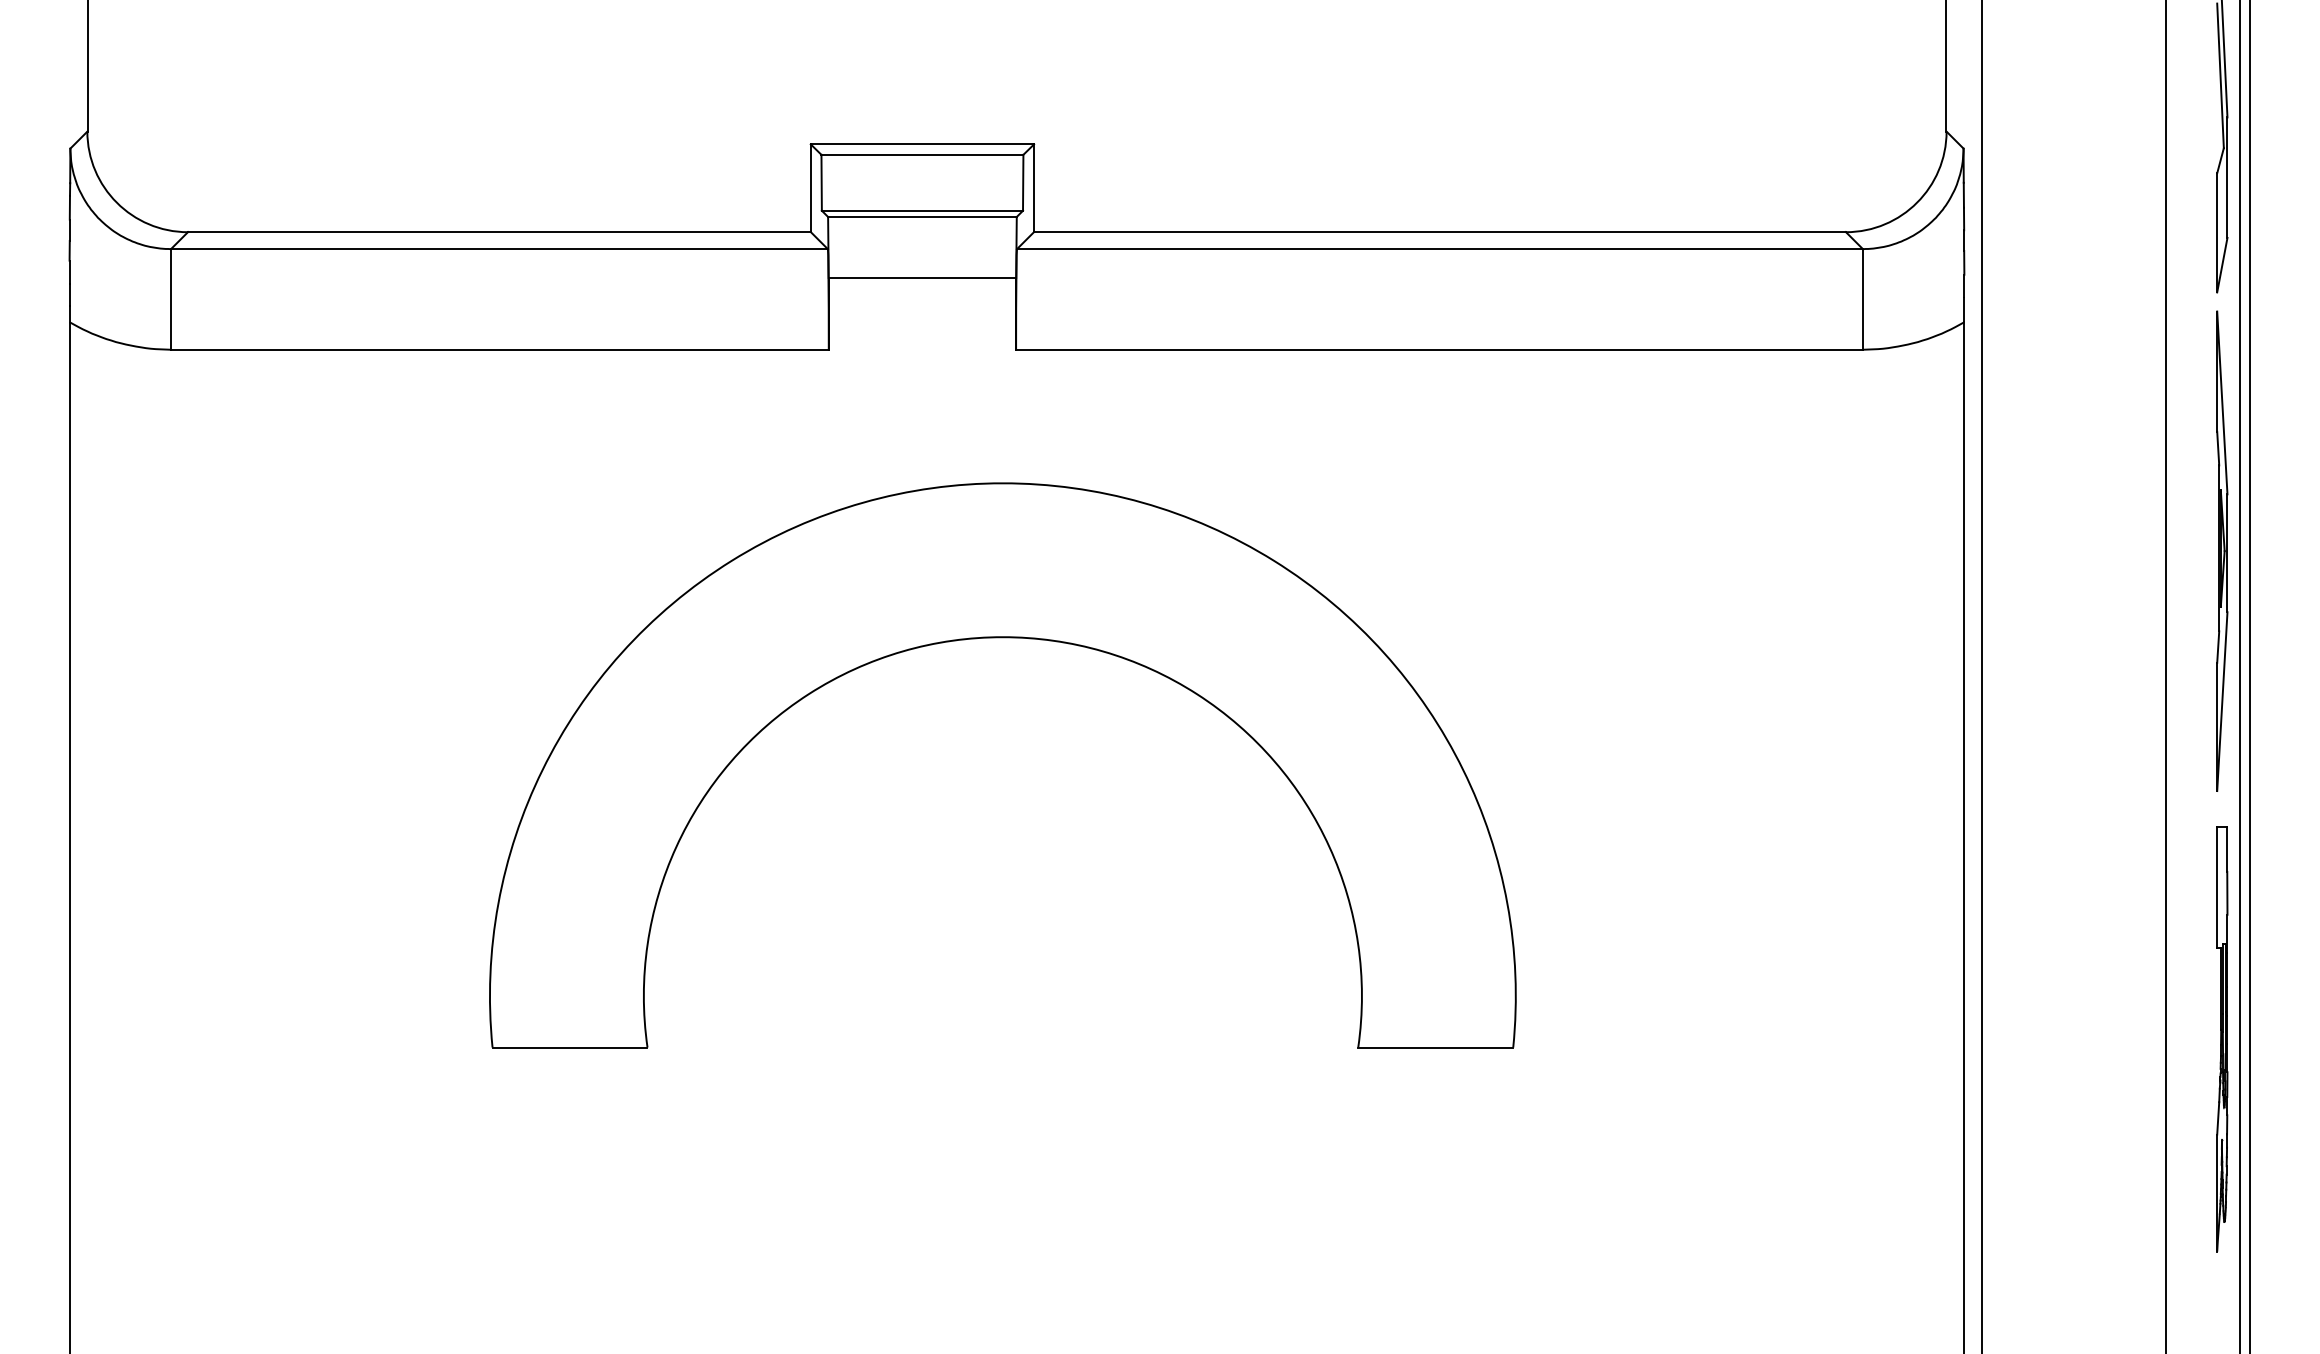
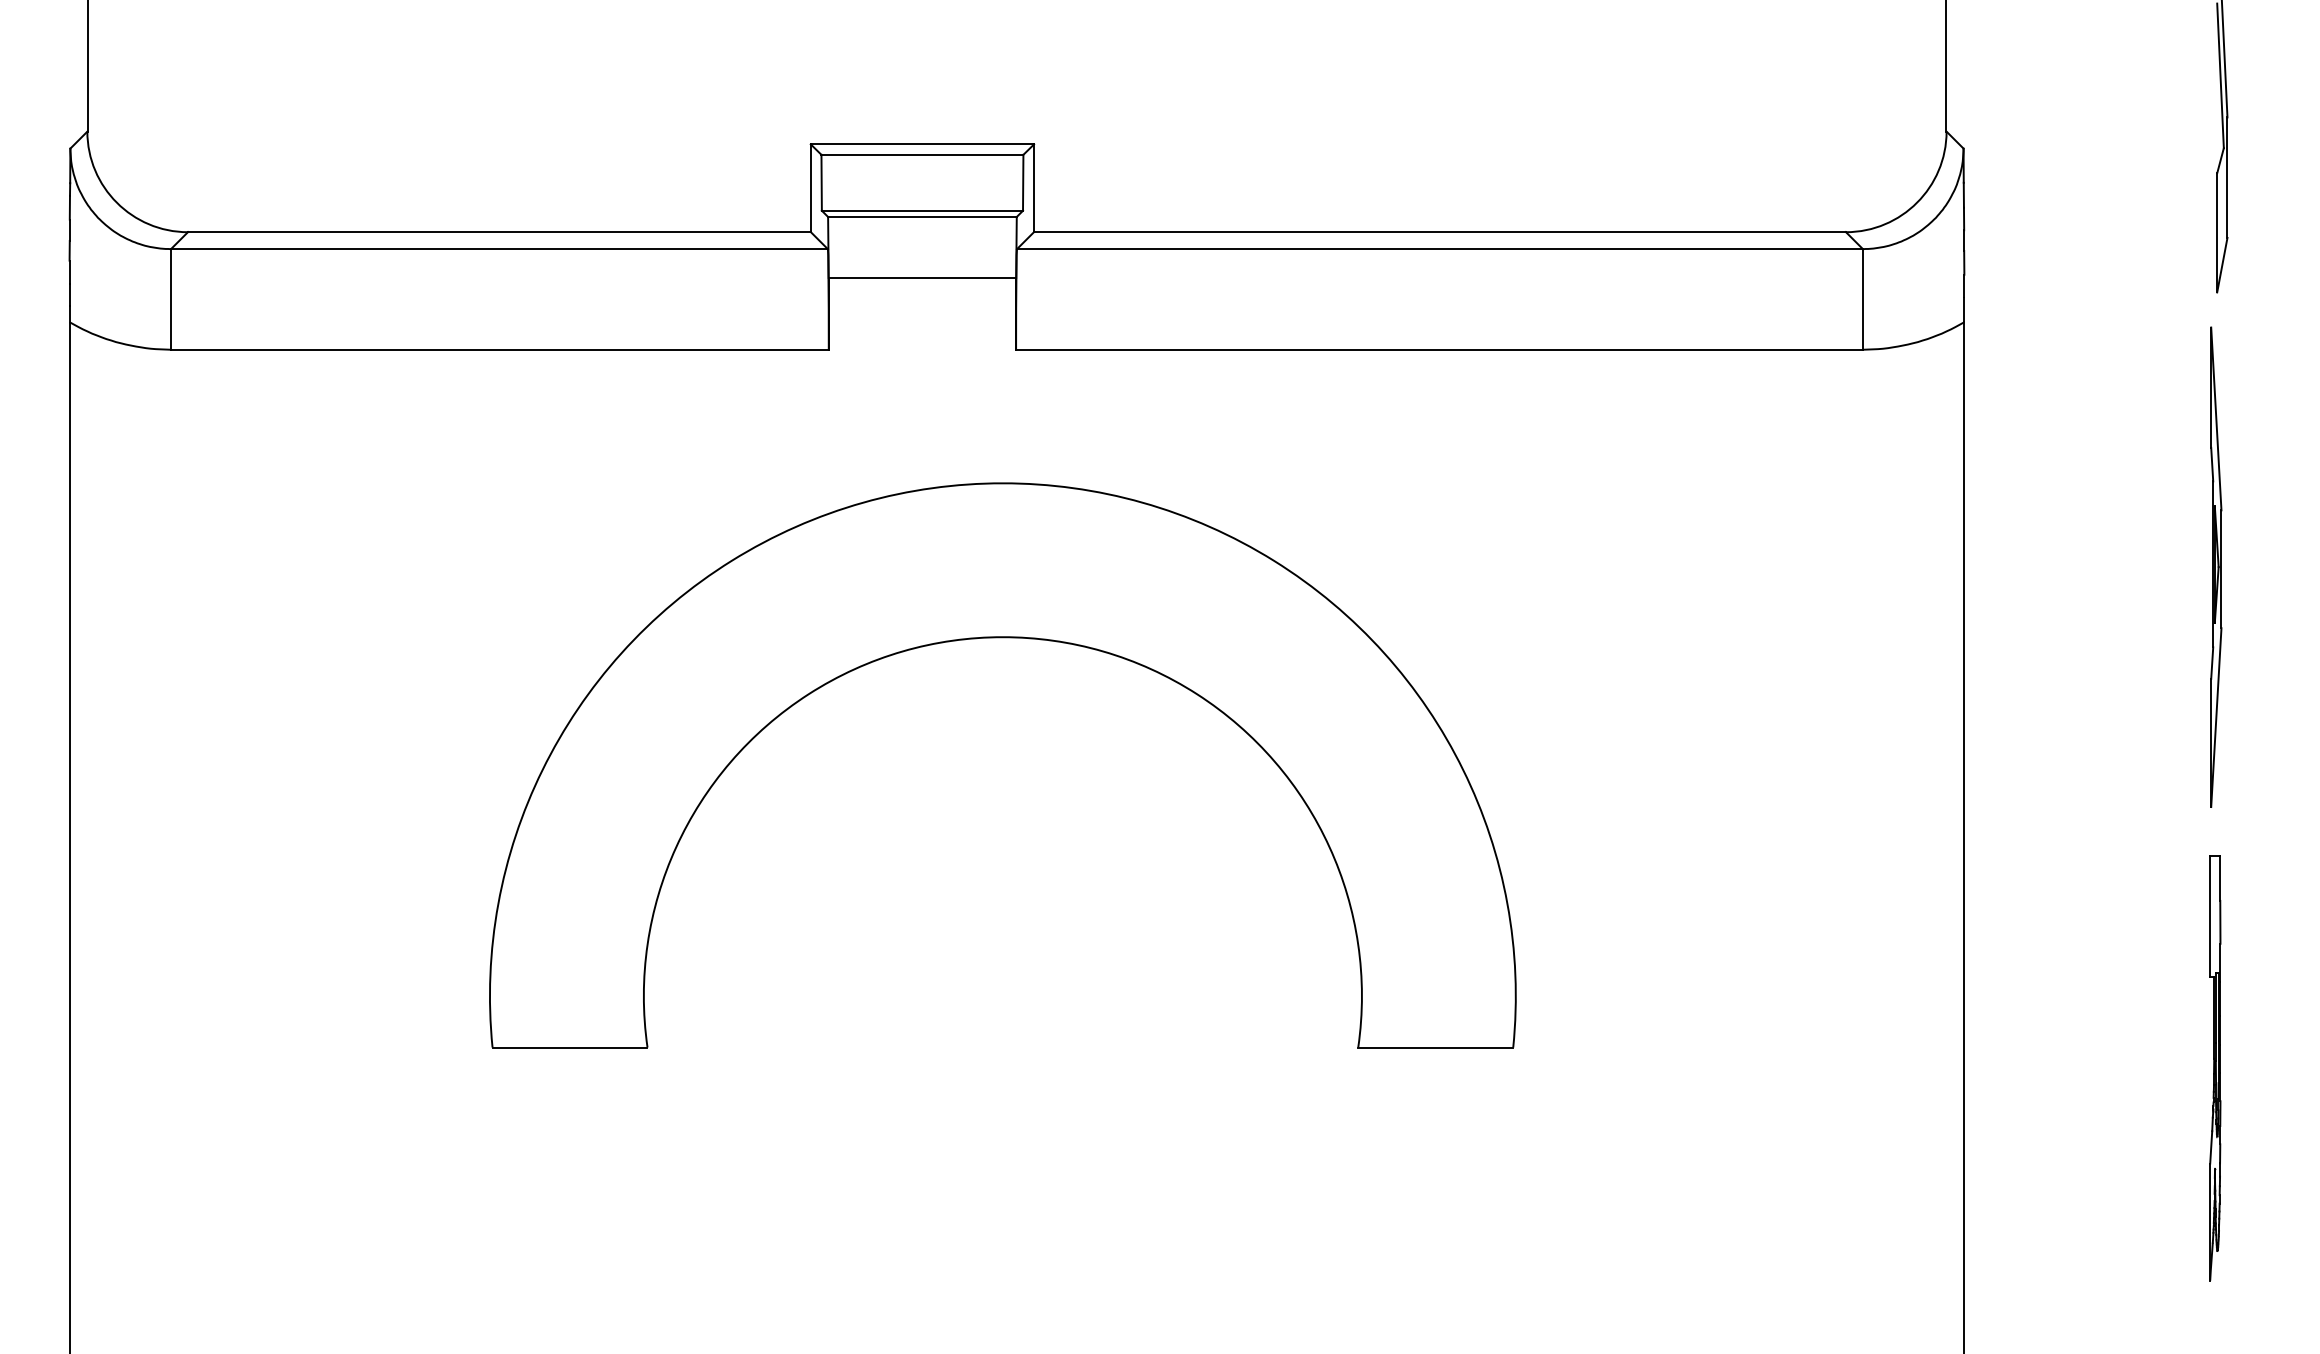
part position: (2222, 550) -> (2216, 566) (2216, 566)
line: present -> none (1982, 676)
line: present -> none (2166, 676)
line: present -> none (2239, 676)
line: present -> none (2250, 676)
part position: (2222, 1039) -> (2215, 1068) (2215, 1068)
